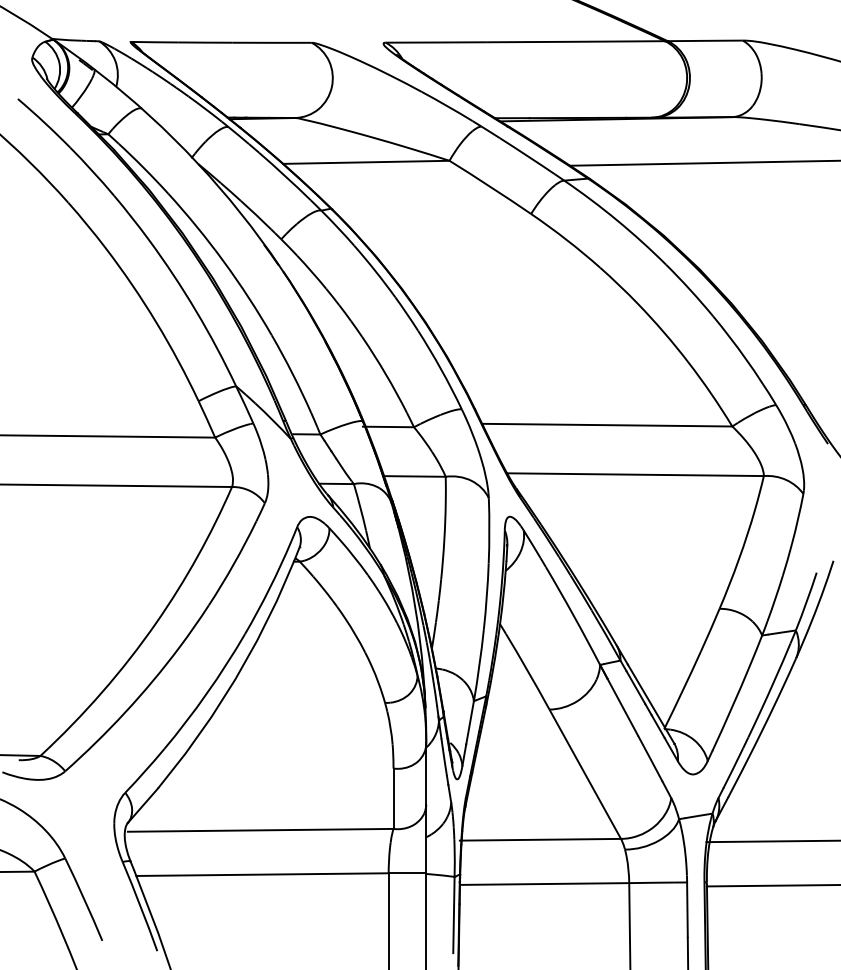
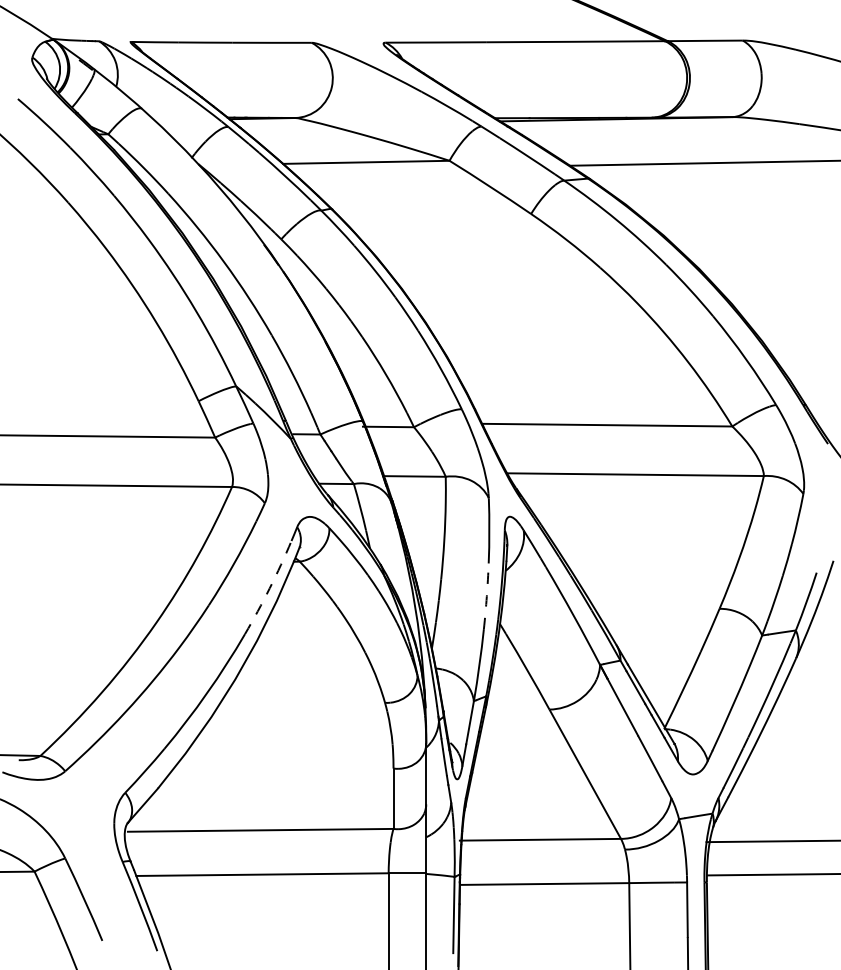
arc: solid -> dashed (269, 588)
arc: solid -> dashed (486, 596)
line position: (771, 885) -> (771, 874) (771, 874)
